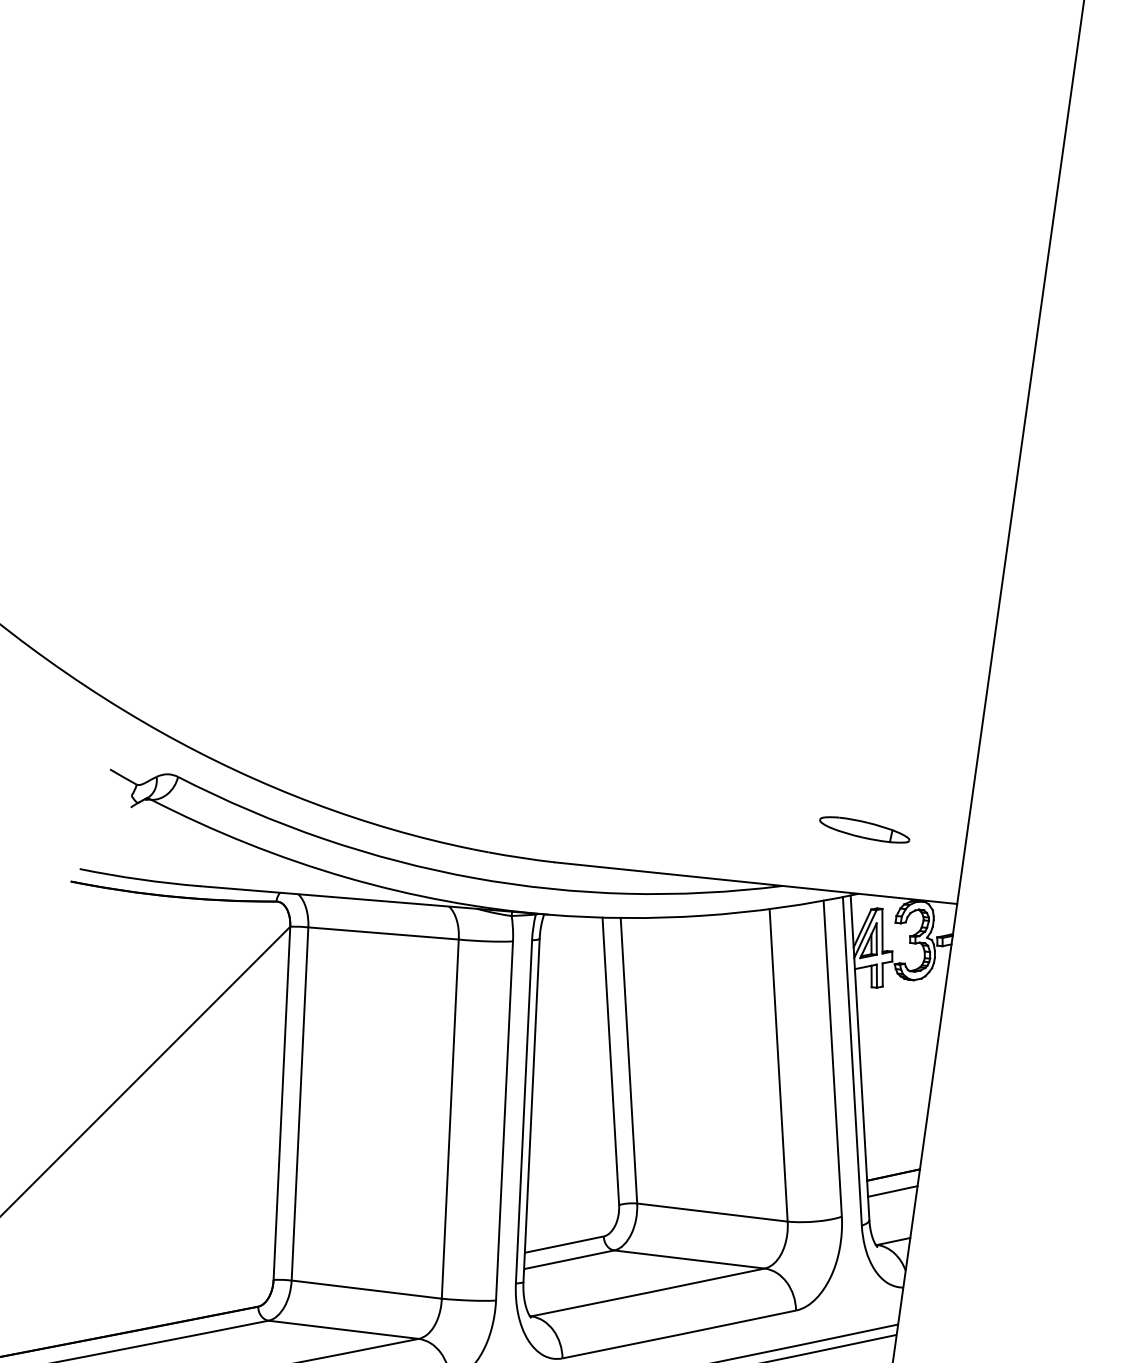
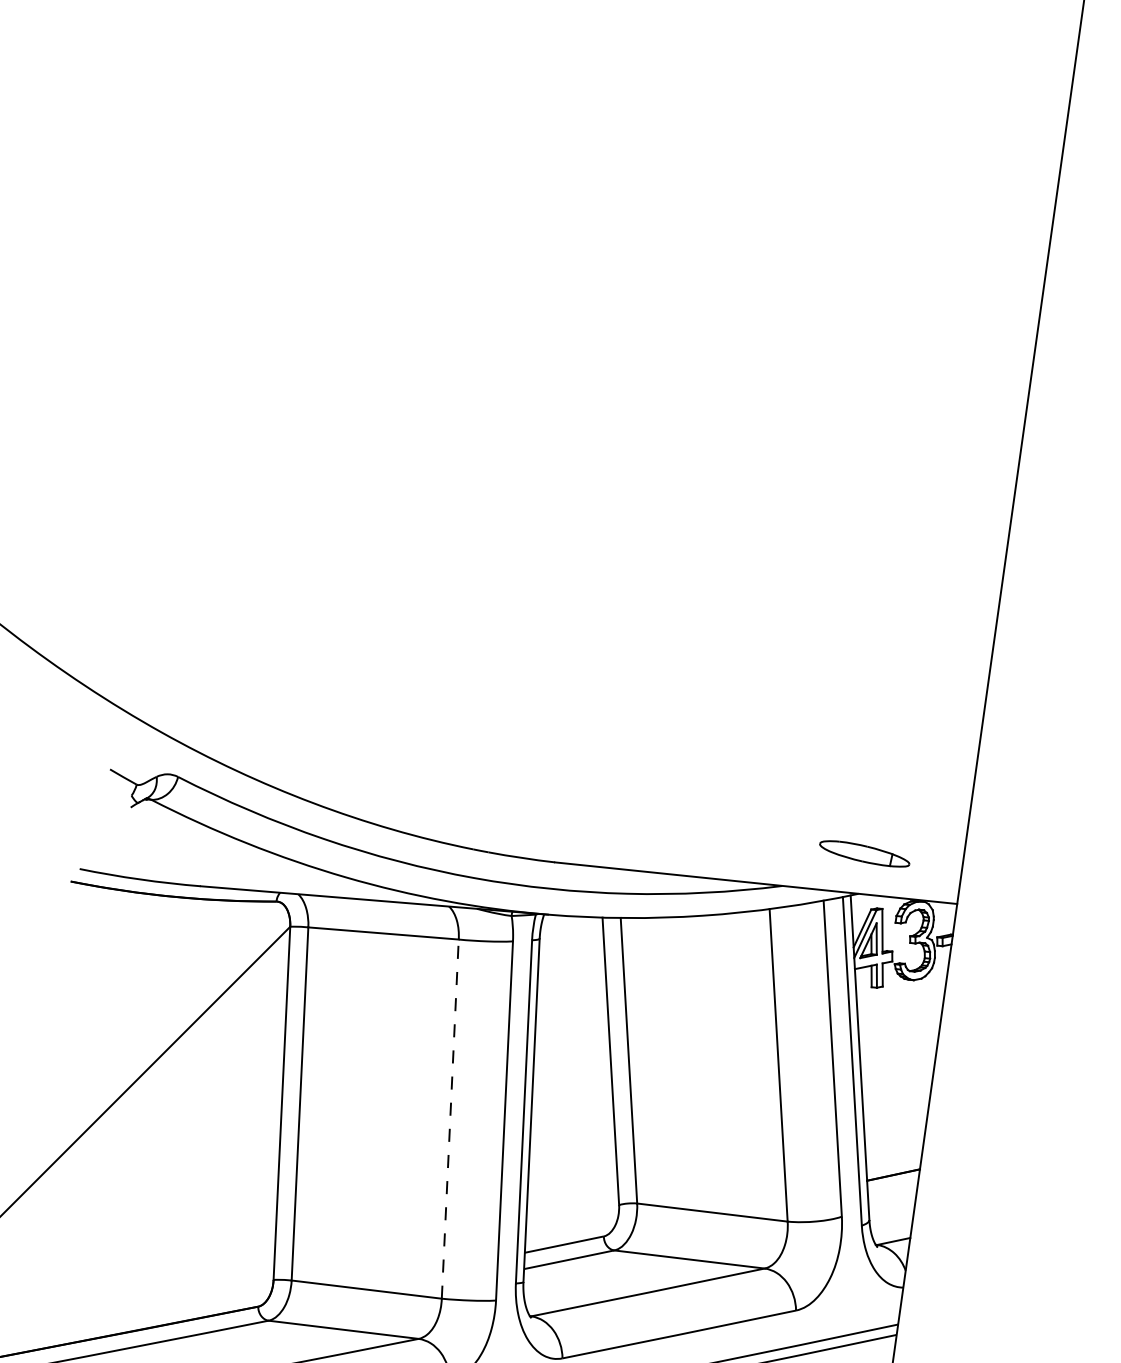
part position: (864, 829) -> (864, 853) (864, 853)
line: solid -> dashed (450, 1119)
line: present -> none (892, 1191)
